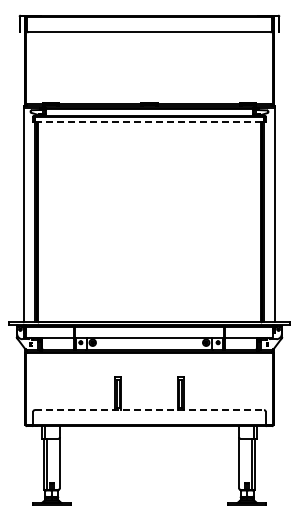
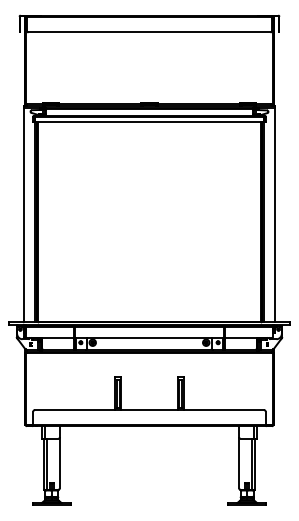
line: dashed -> solid (149, 121)
line: dashed -> solid (149, 410)
